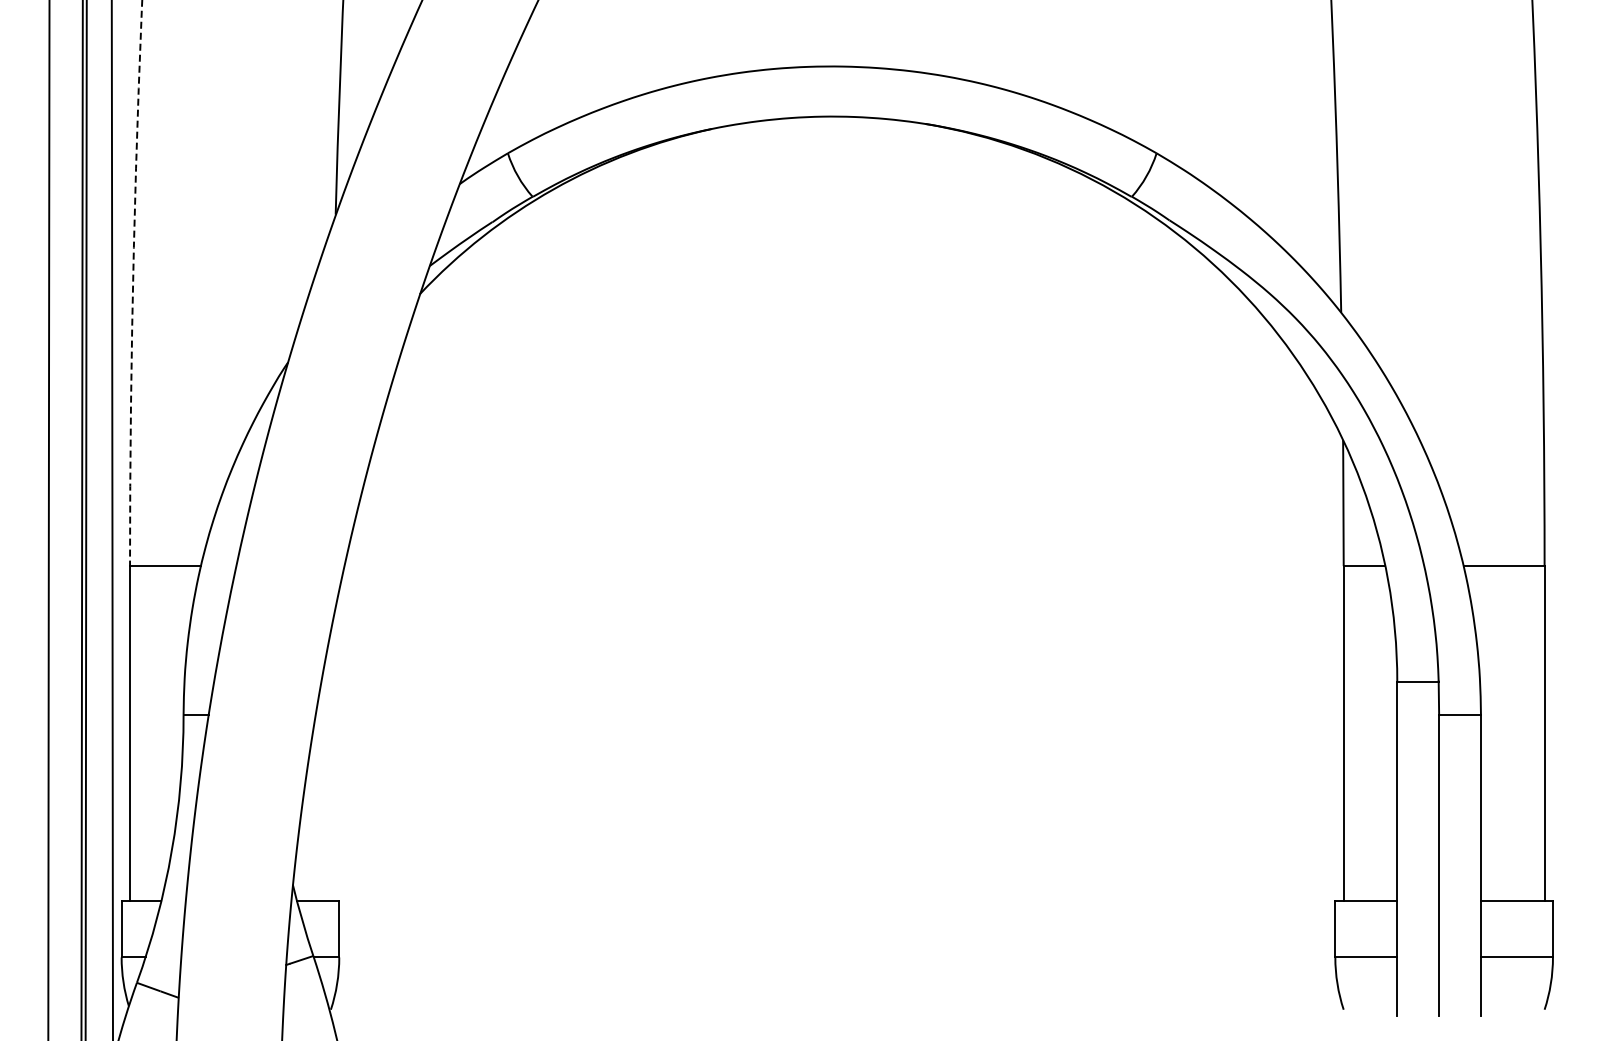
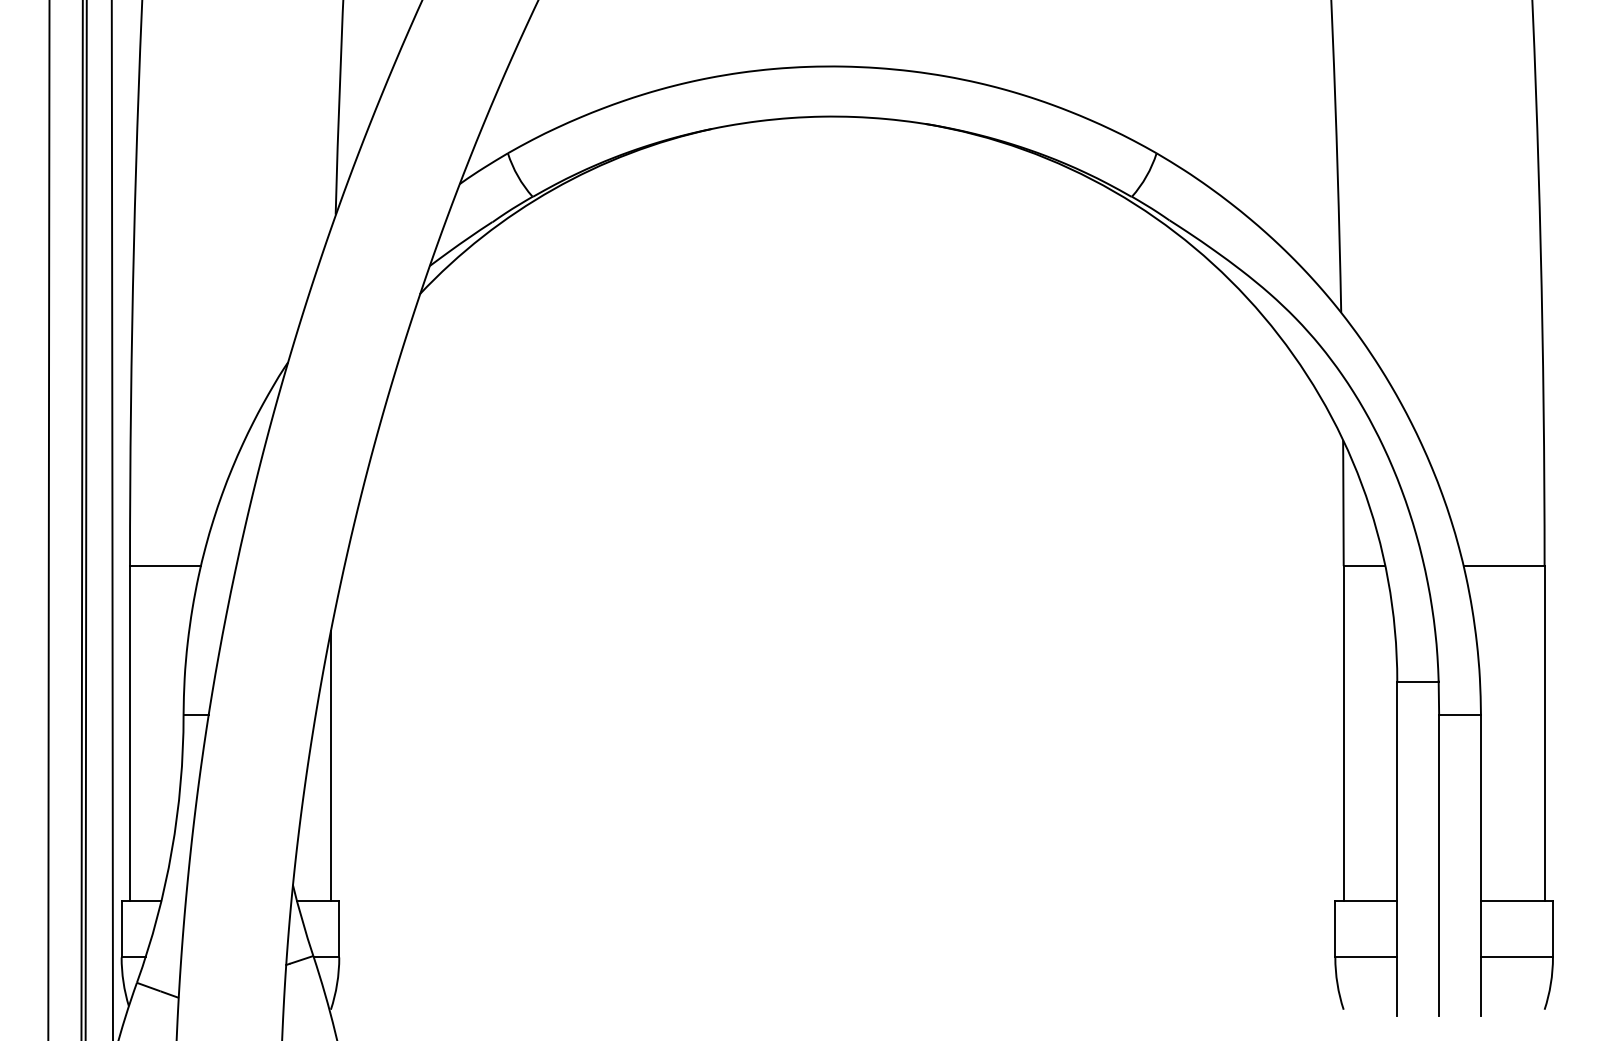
arc: dashed -> solid (133, 282)
line: none -> present (330, 765)
